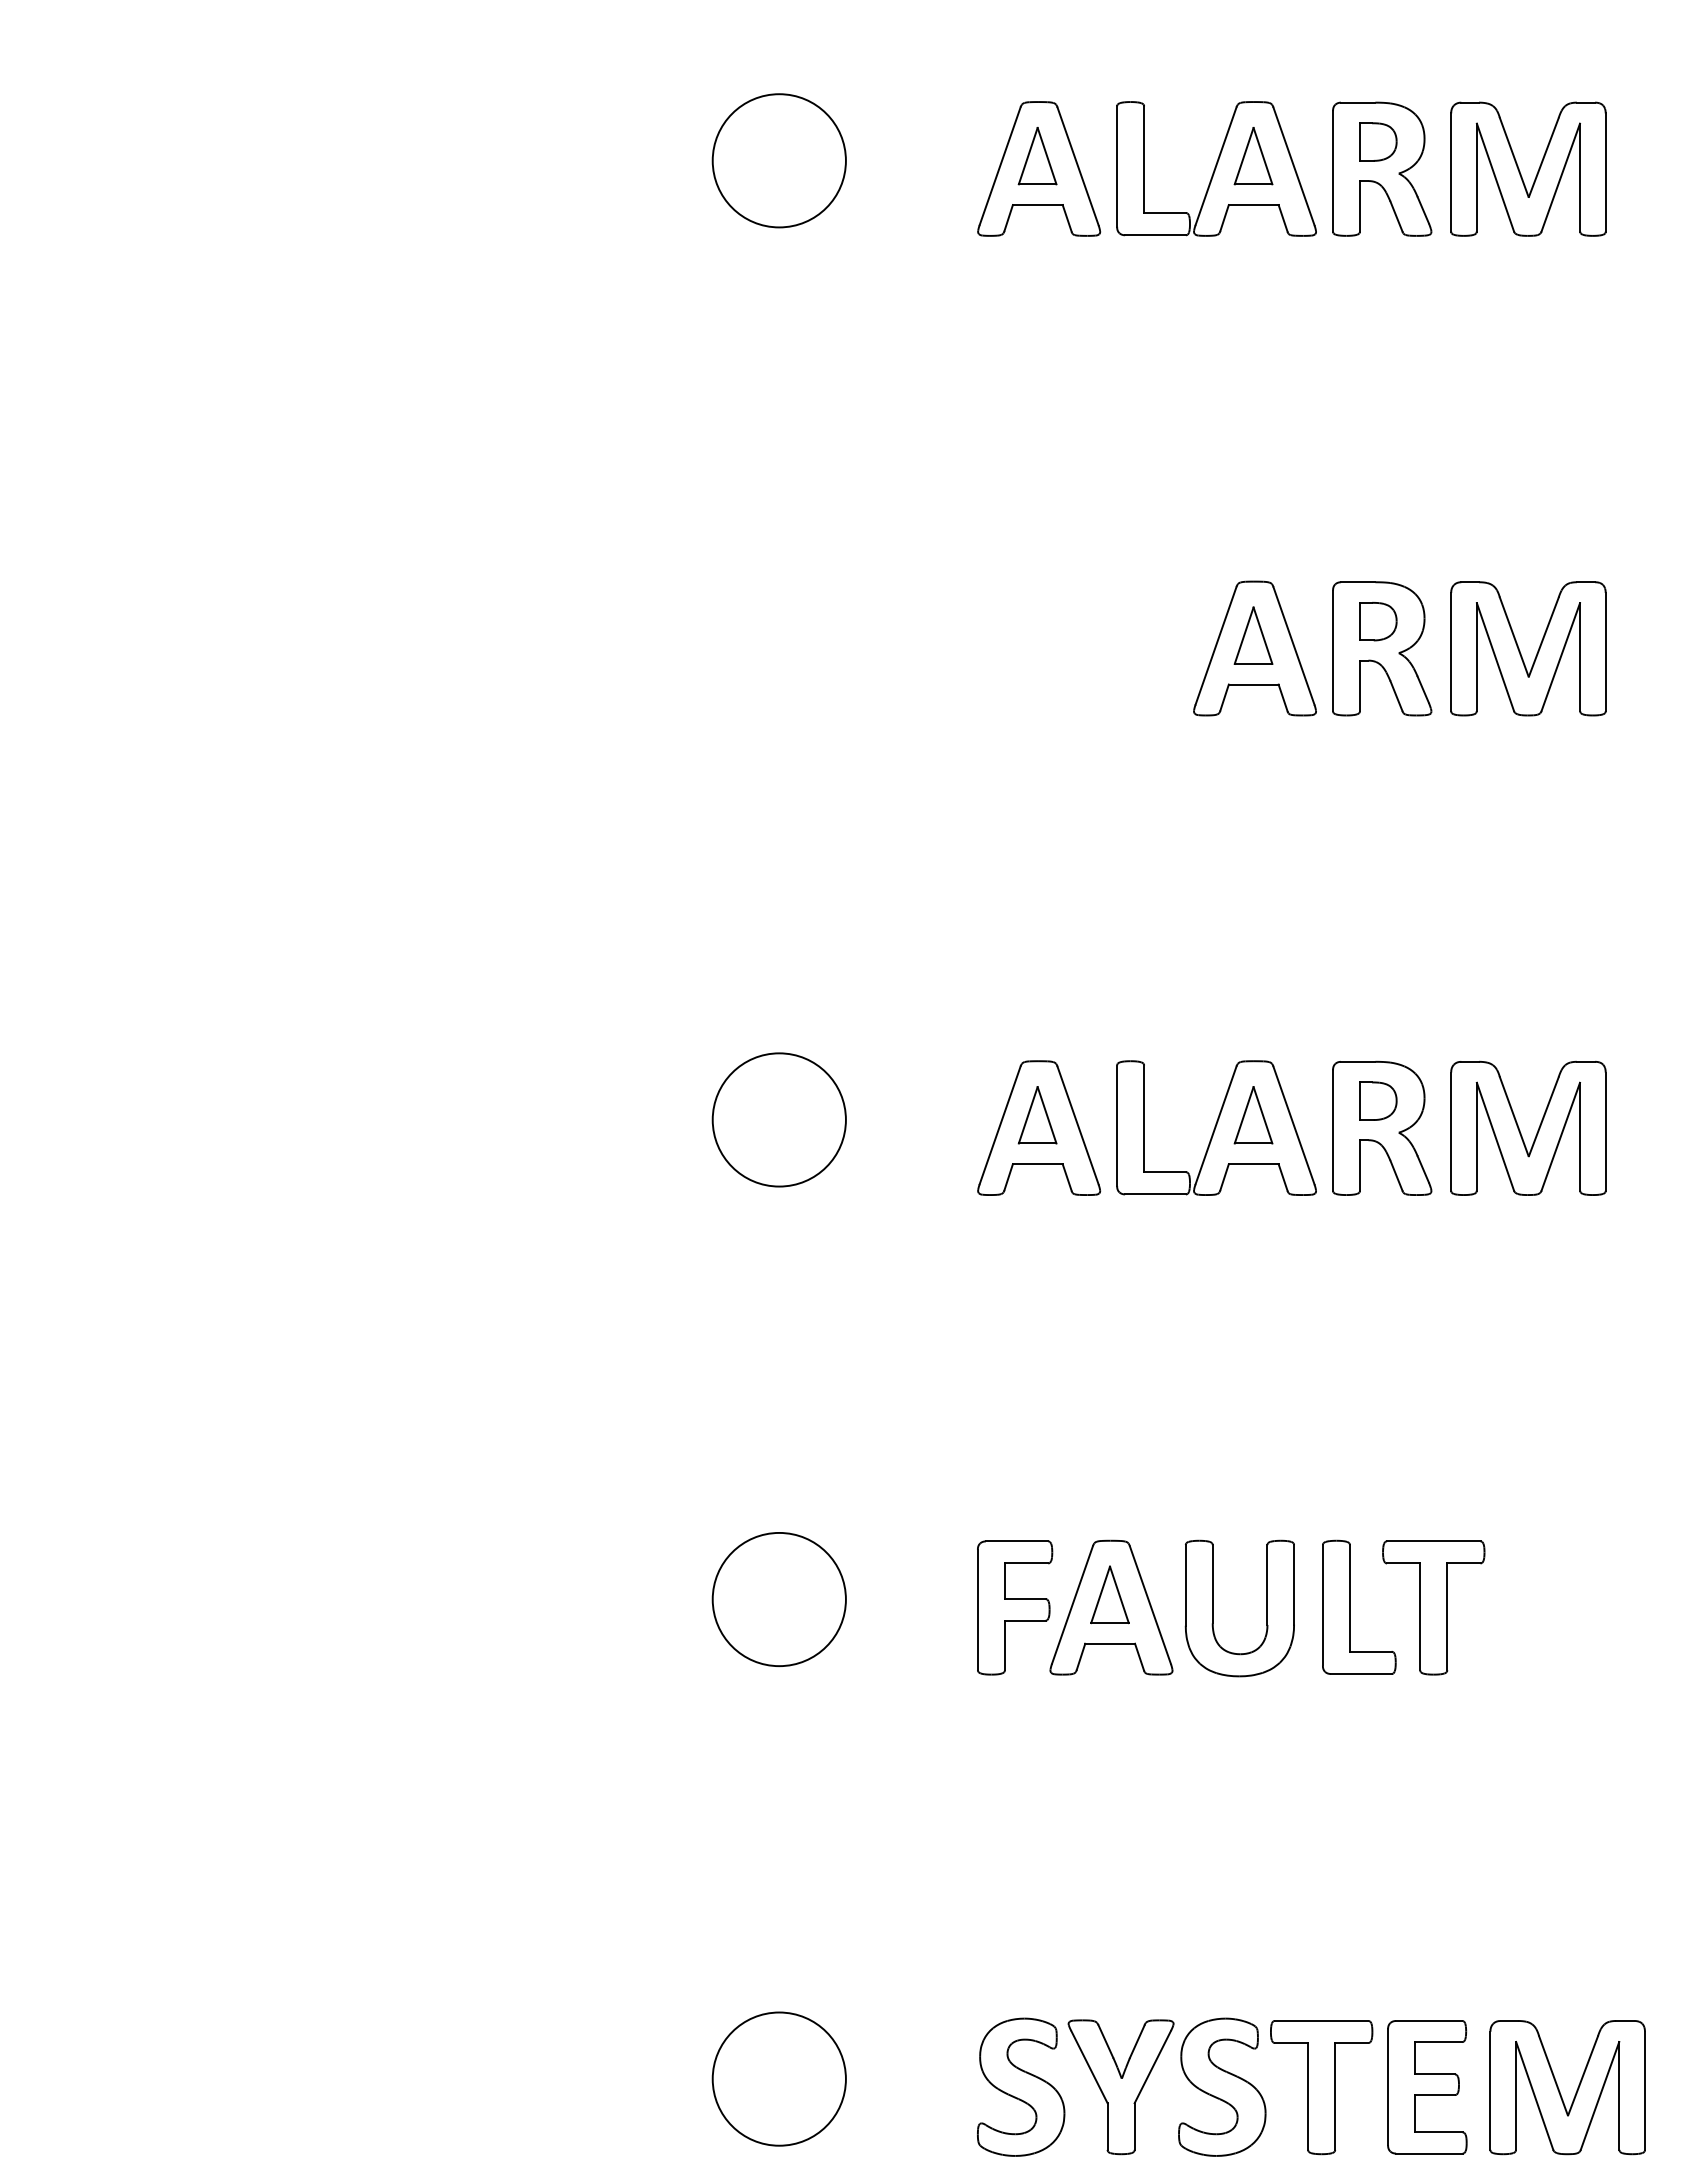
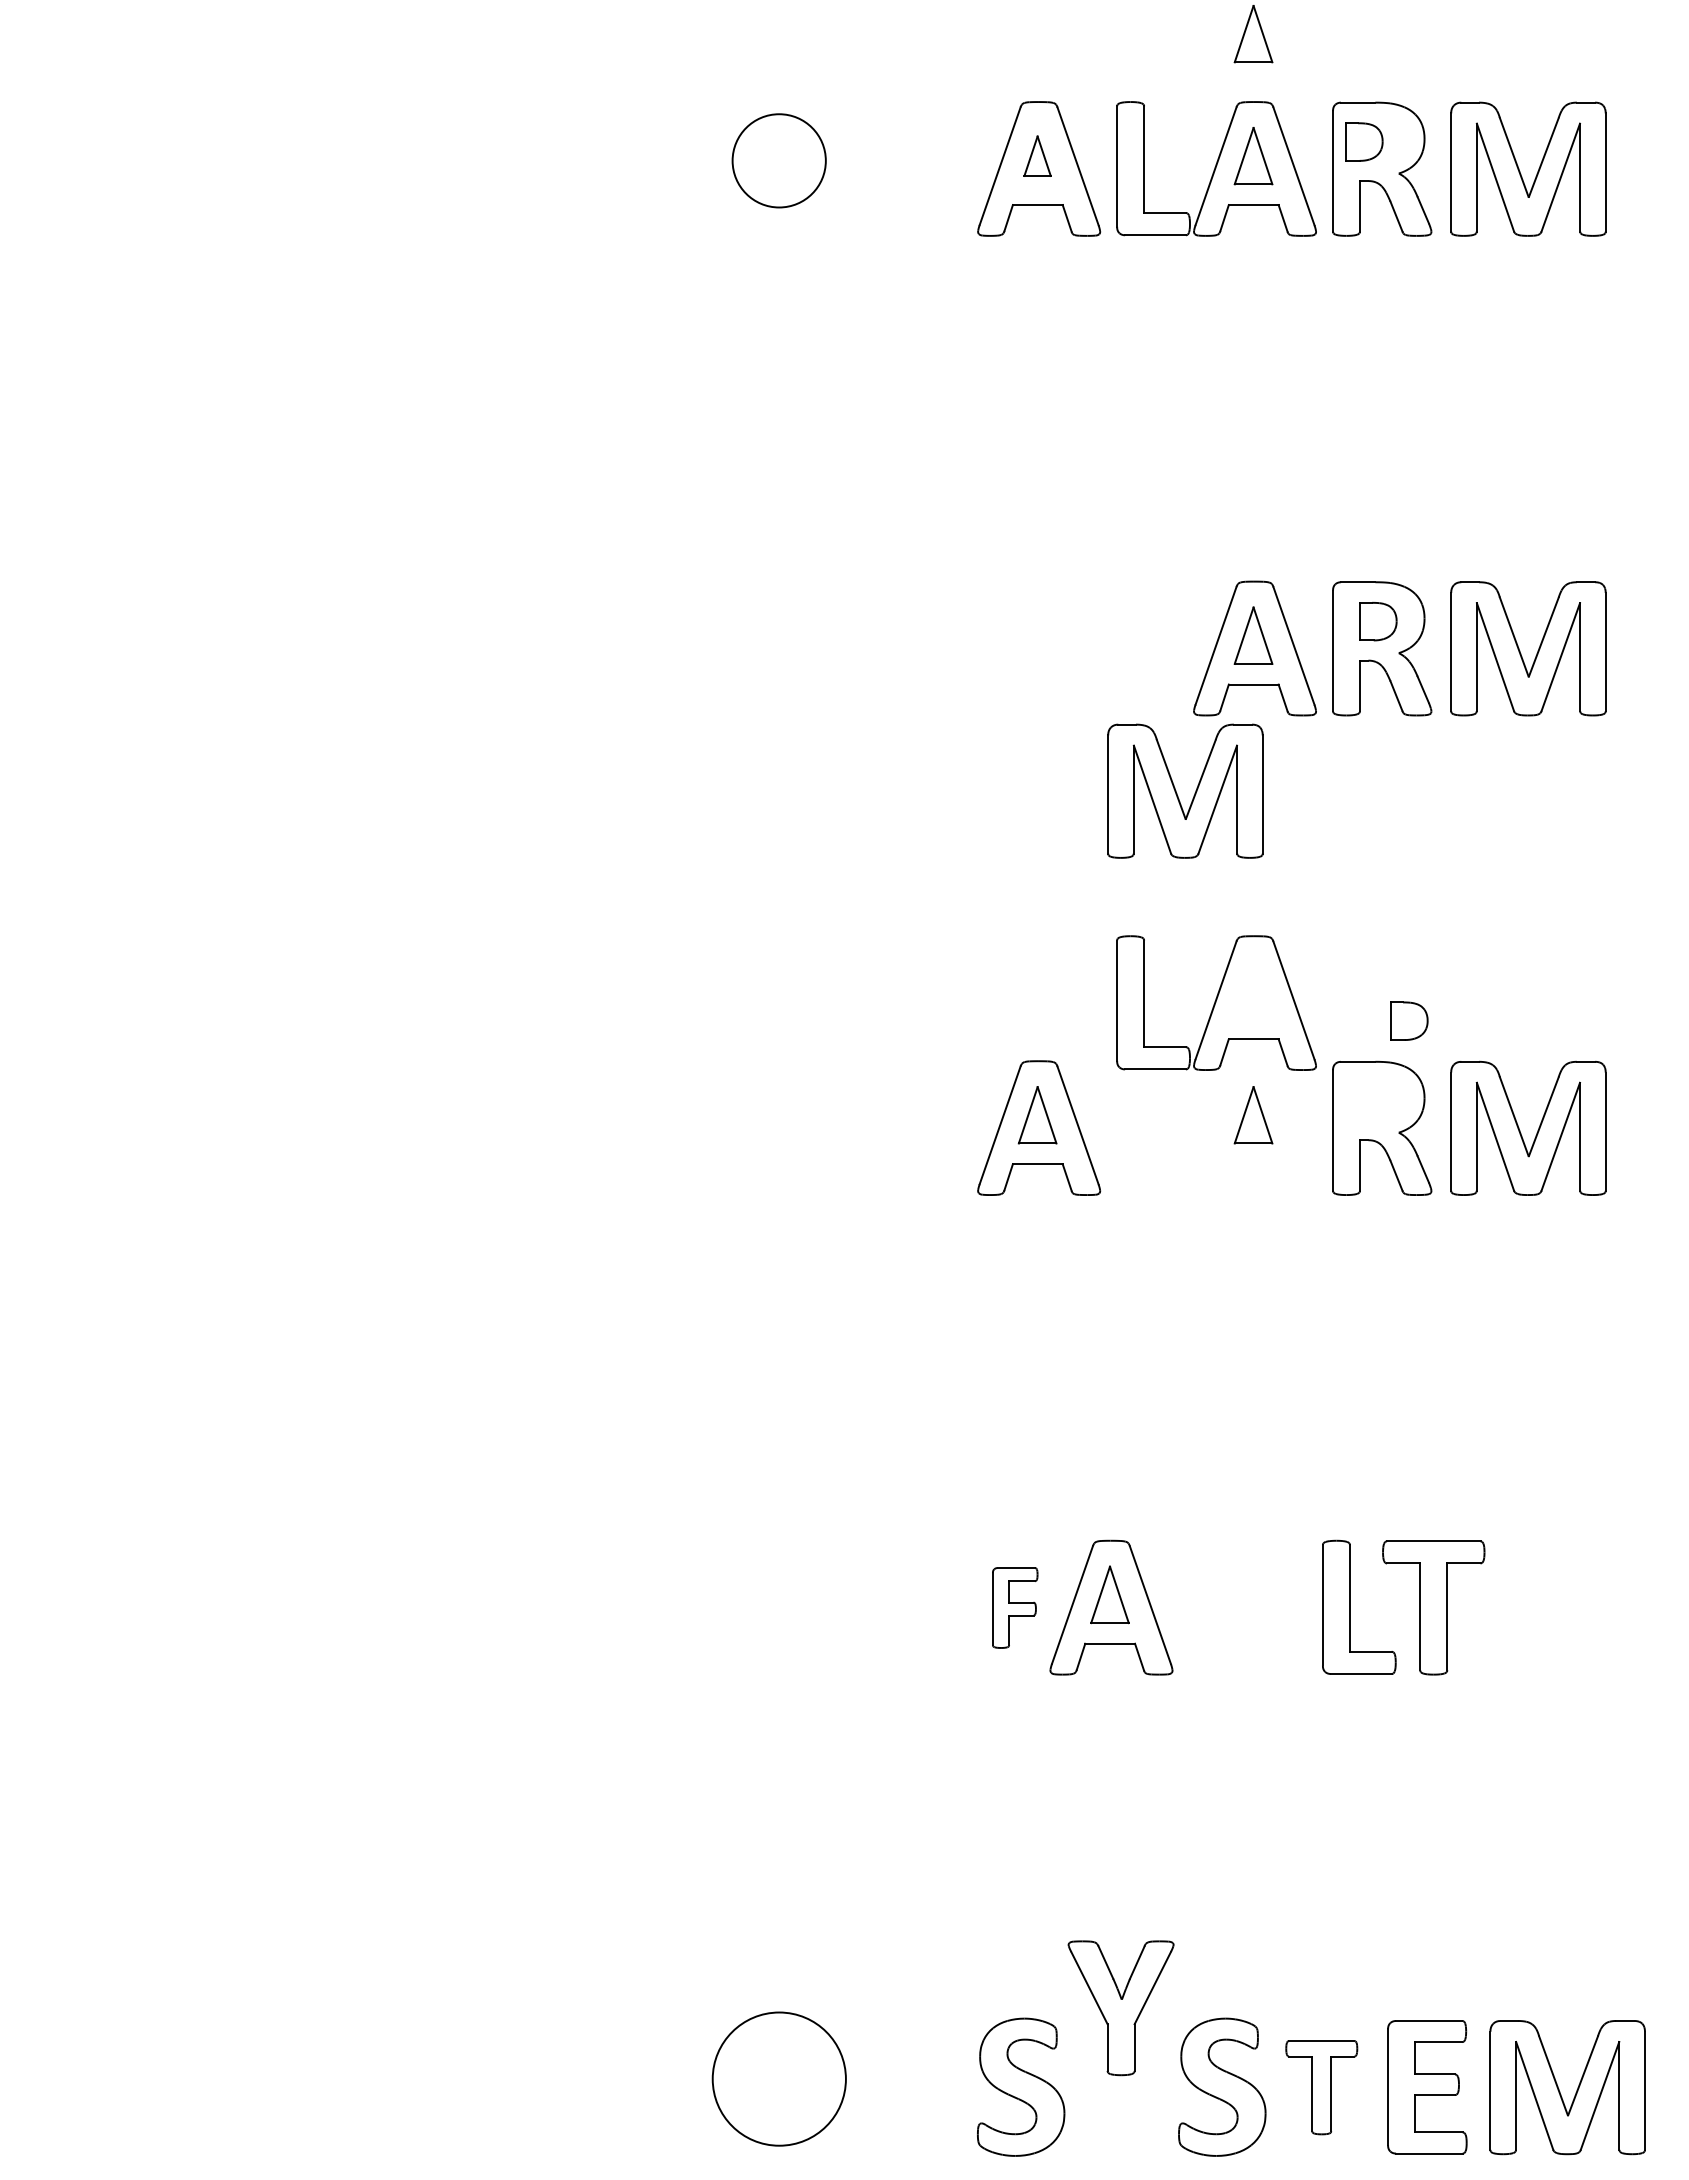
part: none -> present (1253, 34)
part position: (1378, 141) -> (1364, 141) (1364, 141)
part size: 41x59 px -> 29x42 px (1037, 155)
circle size: 136x136 px -> 96x96 px (778, 160)
part: none -> present (1177, 793)
part position: (1378, 1100) -> (1409, 1020) (1409, 1020)
circle: present -> none (778, 1119)
part position: (1216, 1127) -> (1216, 1002) (1216, 1002)
circle: present -> none (778, 1599)
part size: 77x136 px -> 47x82 px (1015, 1607)
part: present -> none (1213, 1608)
part position: (1120, 2087) -> (1120, 2008) (1120, 2008)
part size: 104x136 px -> 74x96 px (1321, 2087)
